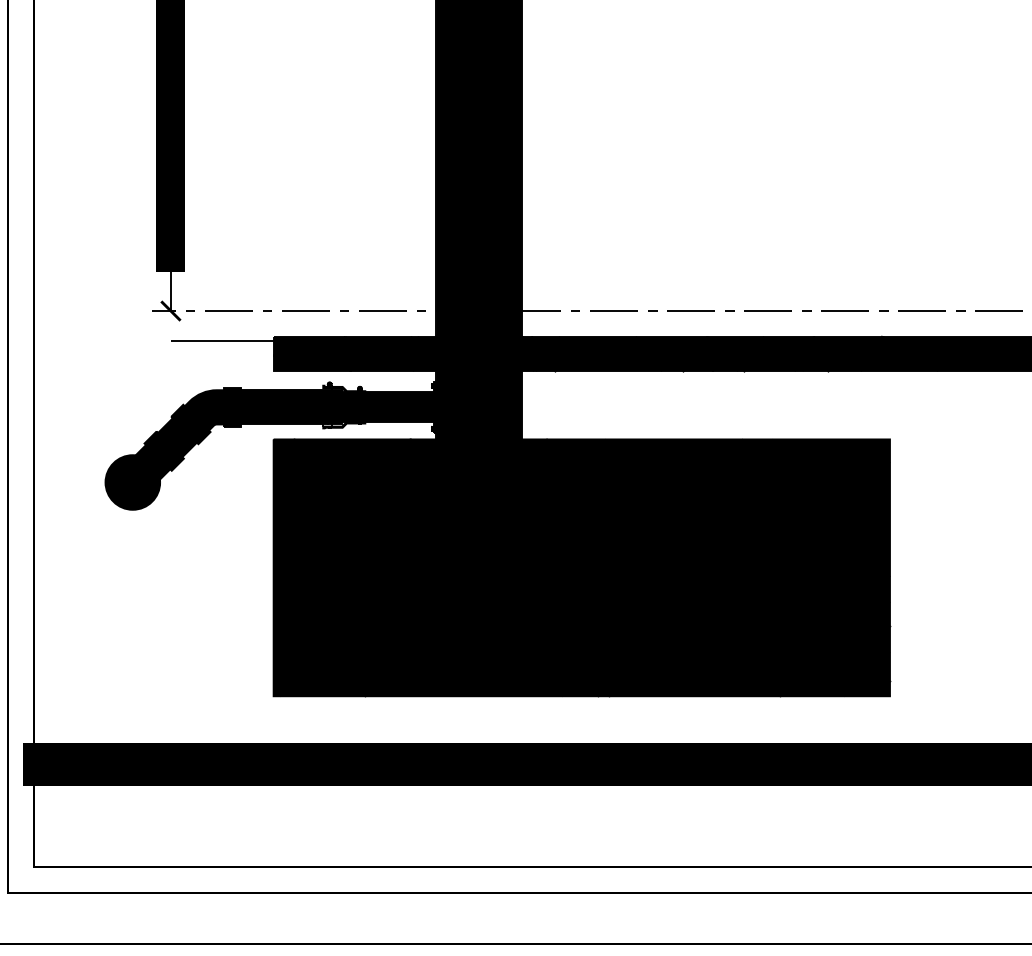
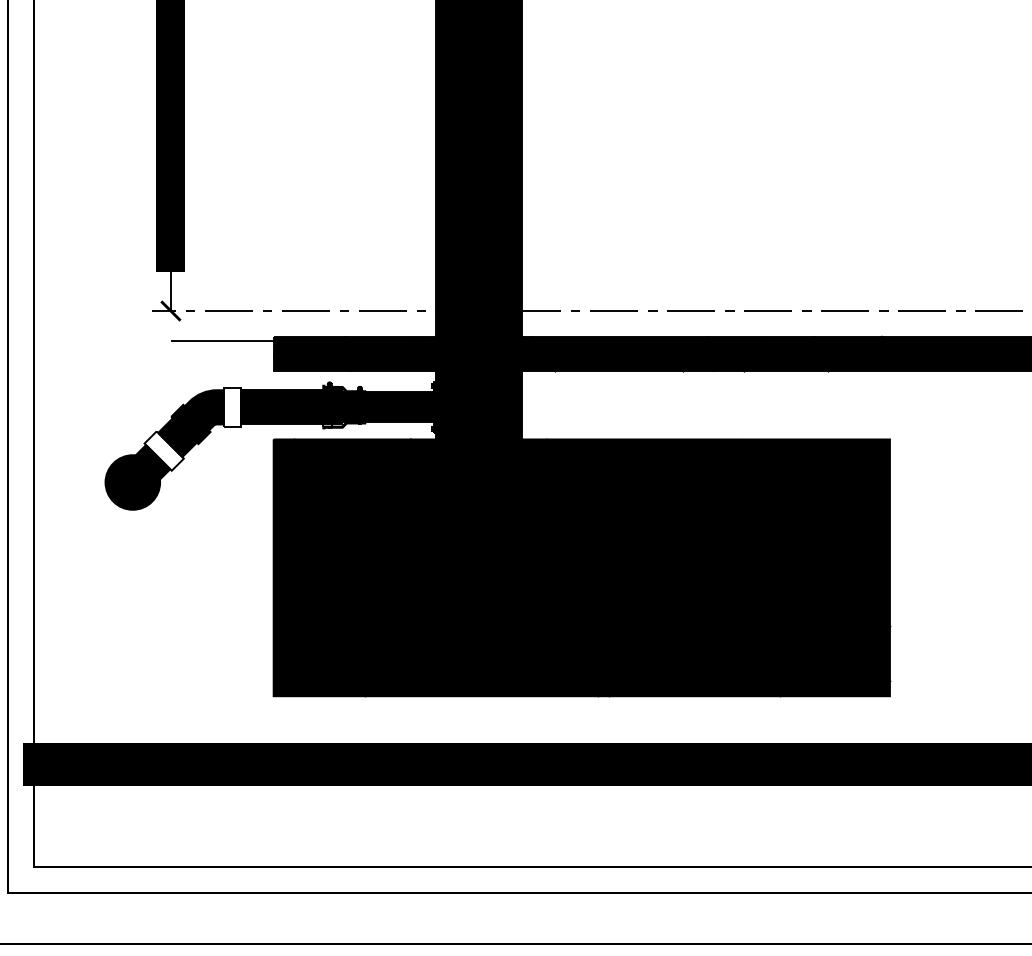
fill: present -> none (231, 407)
fill: present -> none (163, 450)
